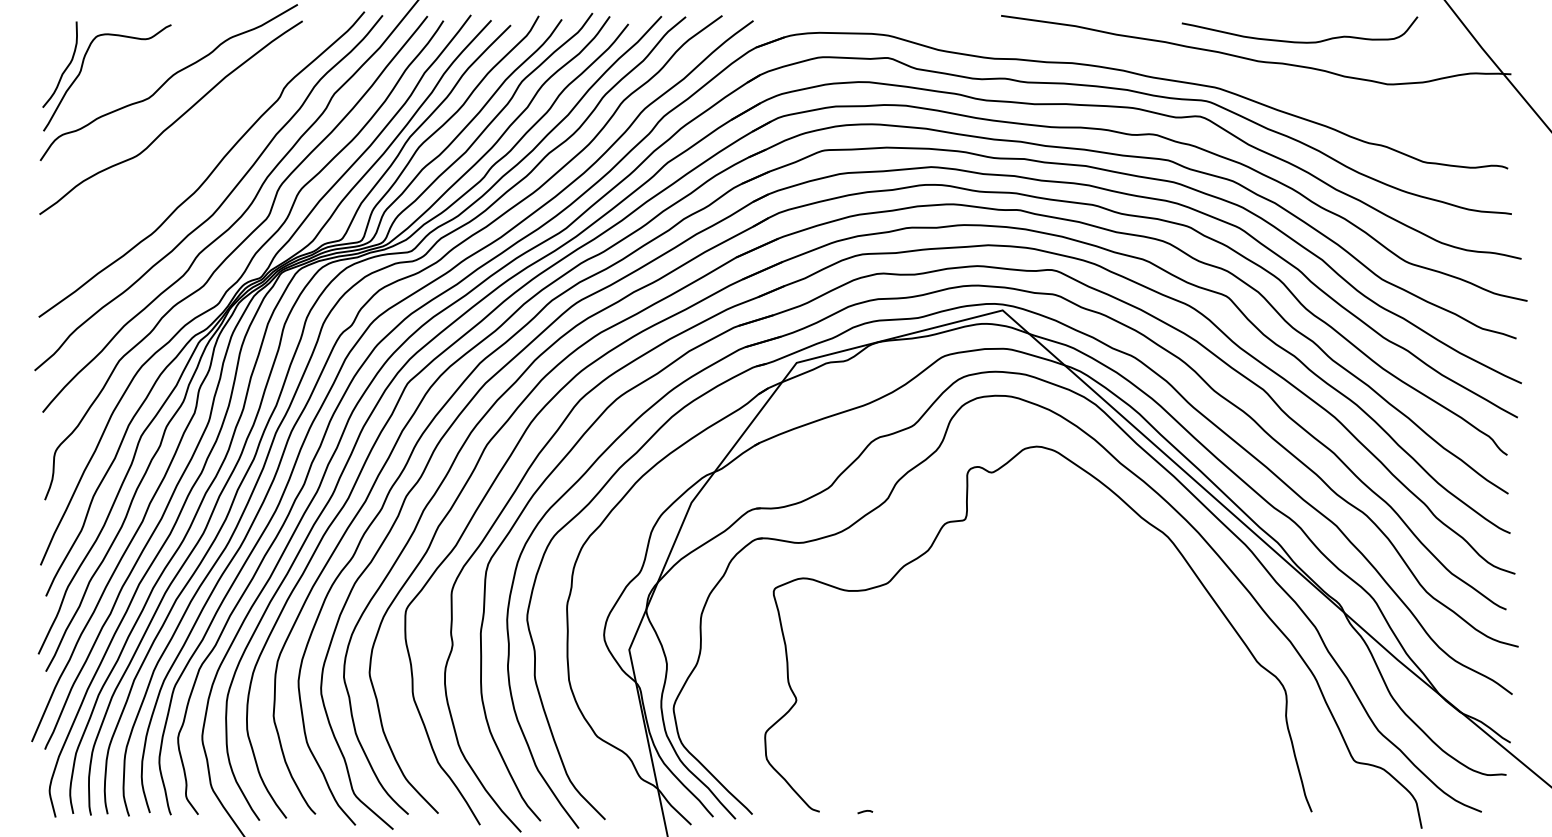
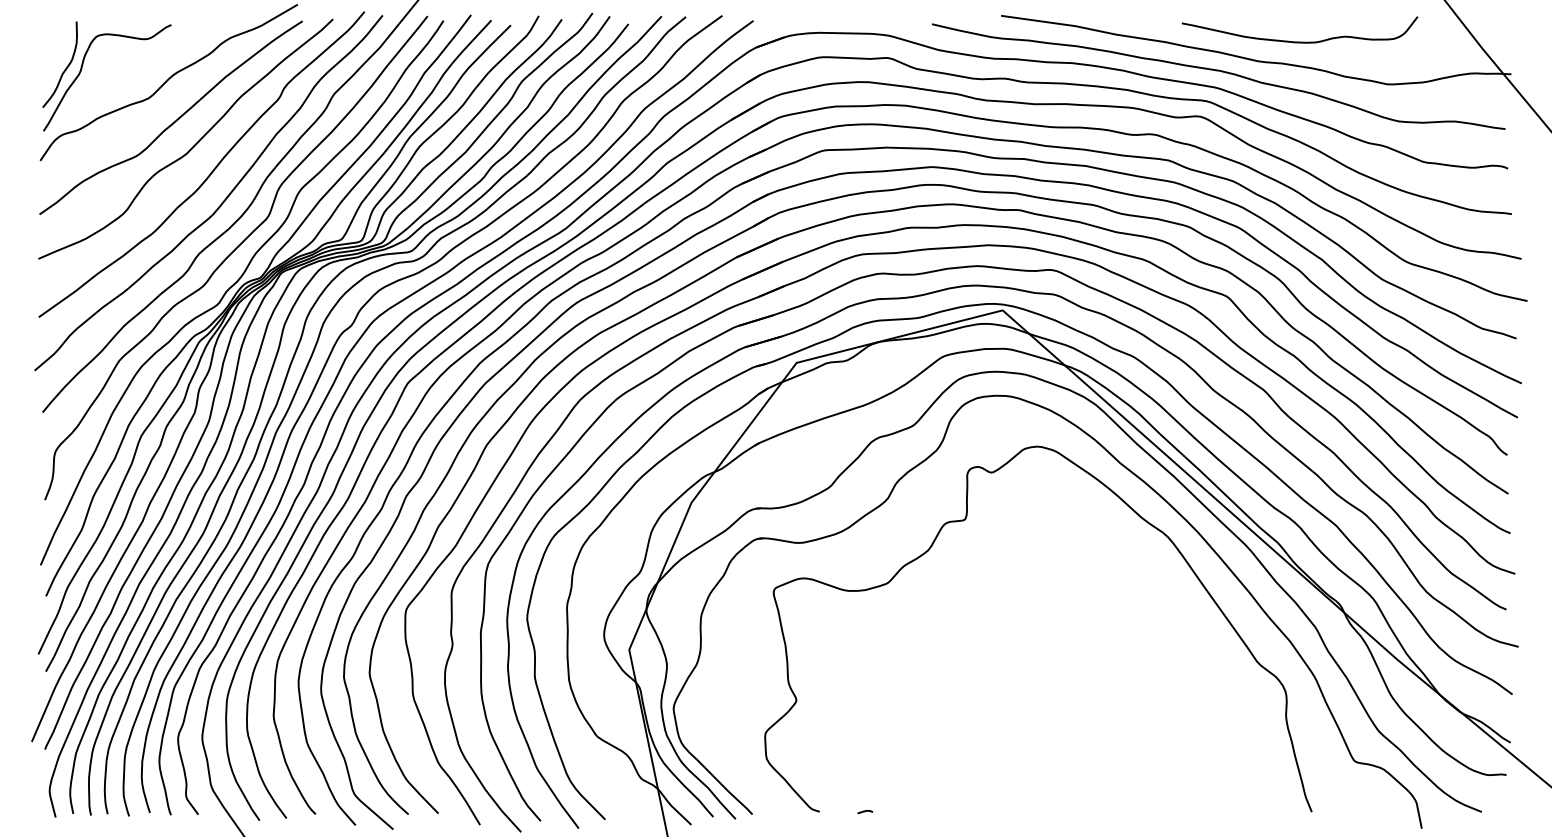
curve: none -> present (1218, 71)
curve: none -> present (193, 145)
